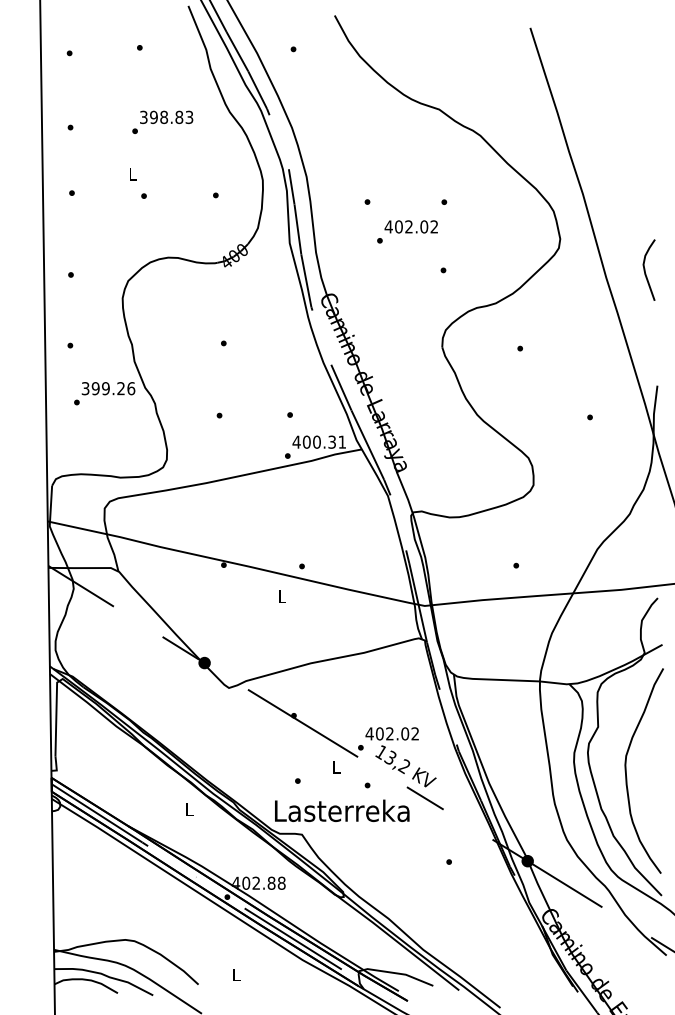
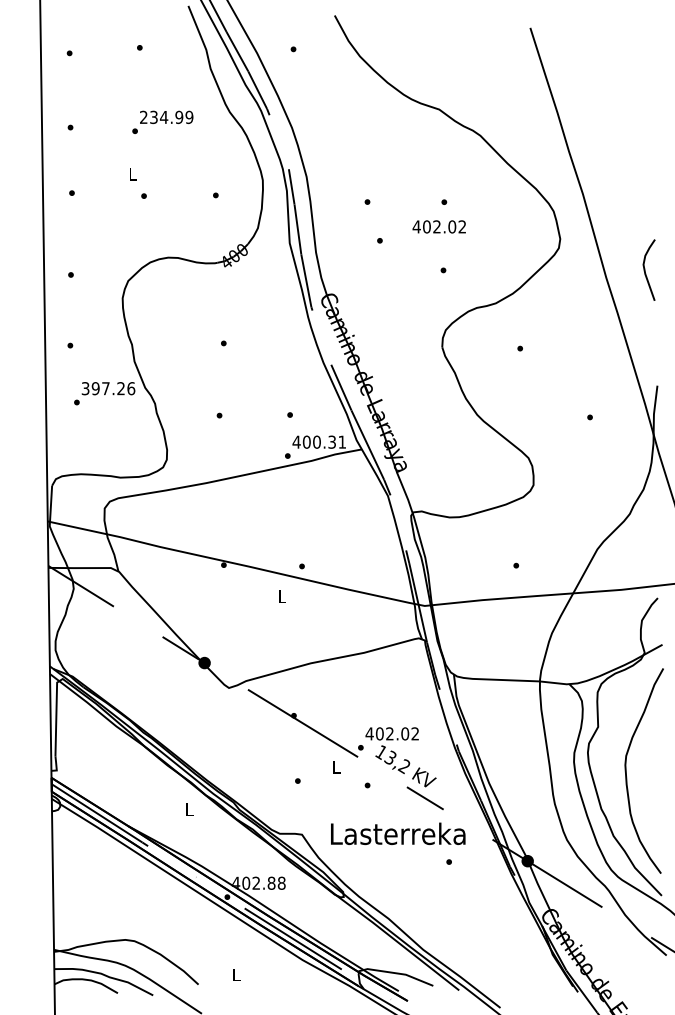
text: 398.83 -> 234.99 (166, 117)
text position: (410, 226) -> (438, 226) (438, 226)
text: 399.26 -> 397.26 (105, 388)
text position: (342, 810) -> (398, 833) (398, 833)
